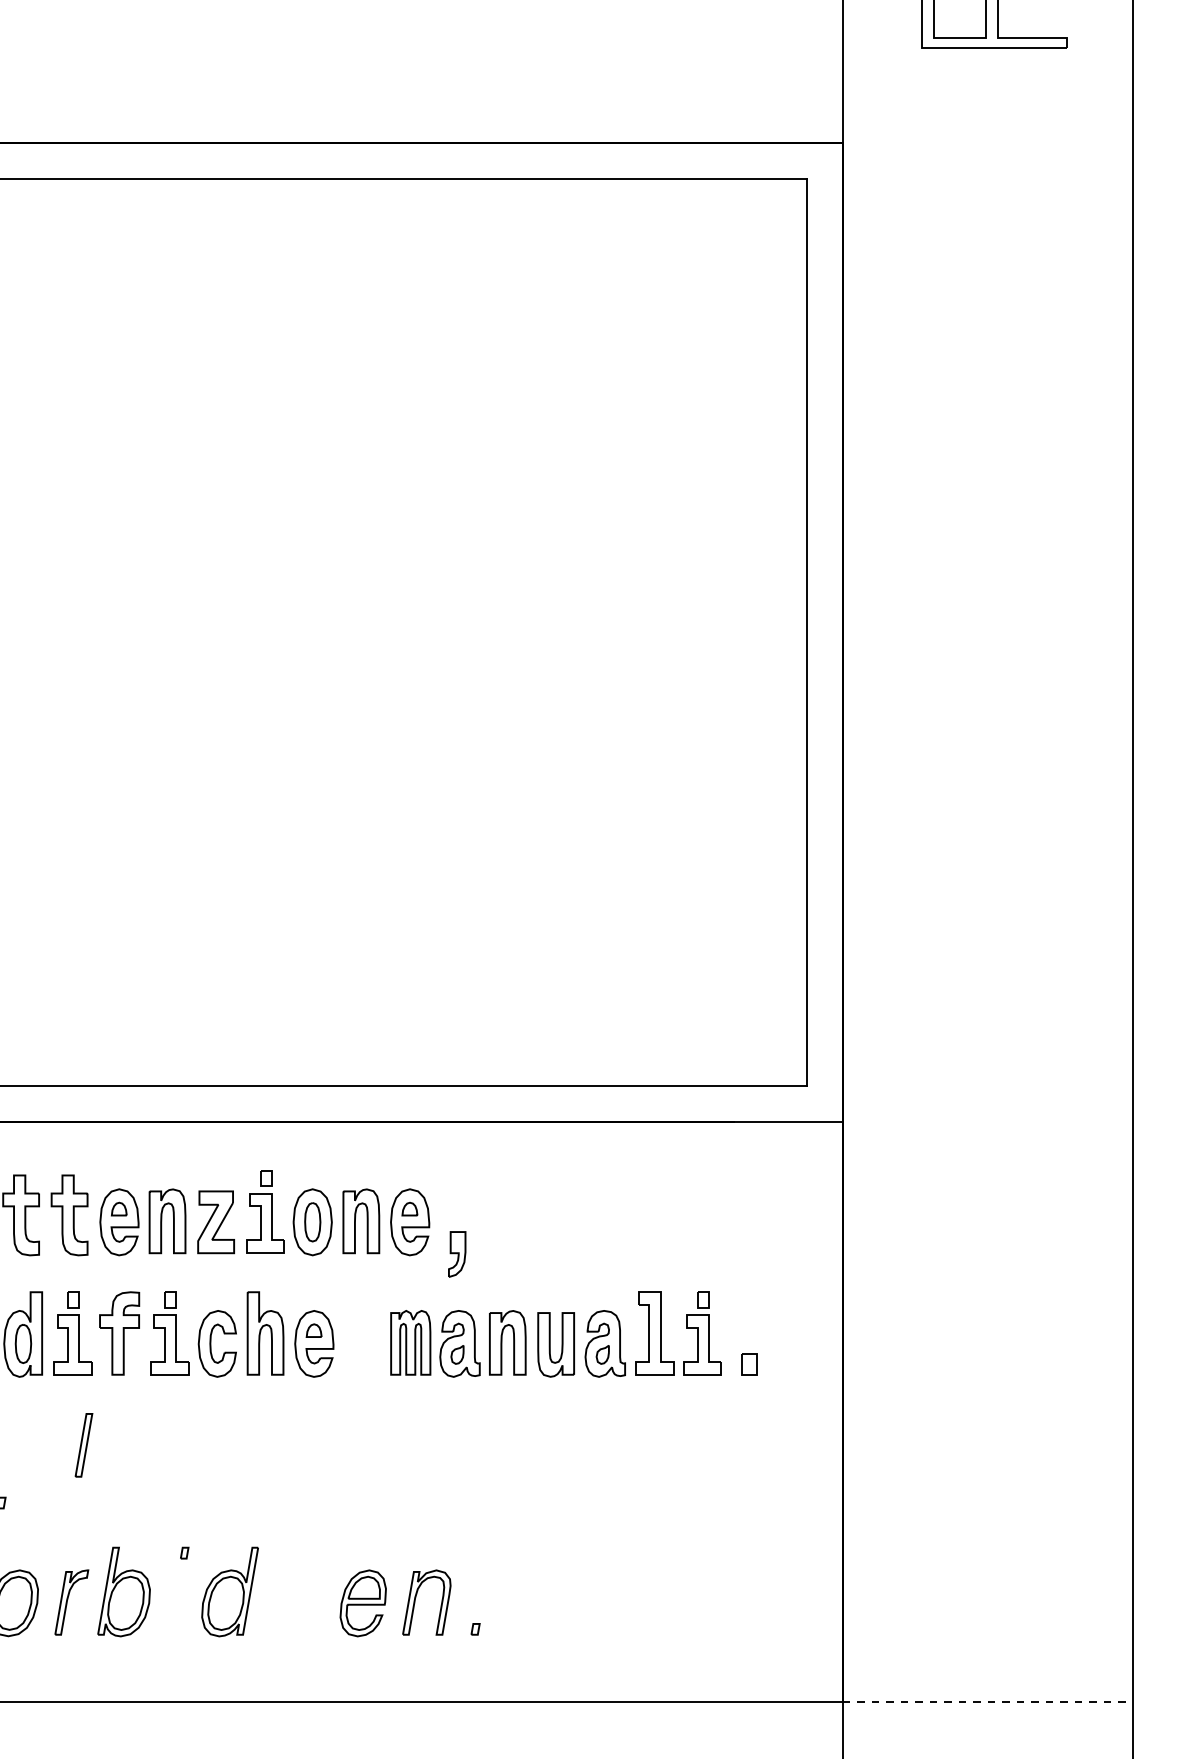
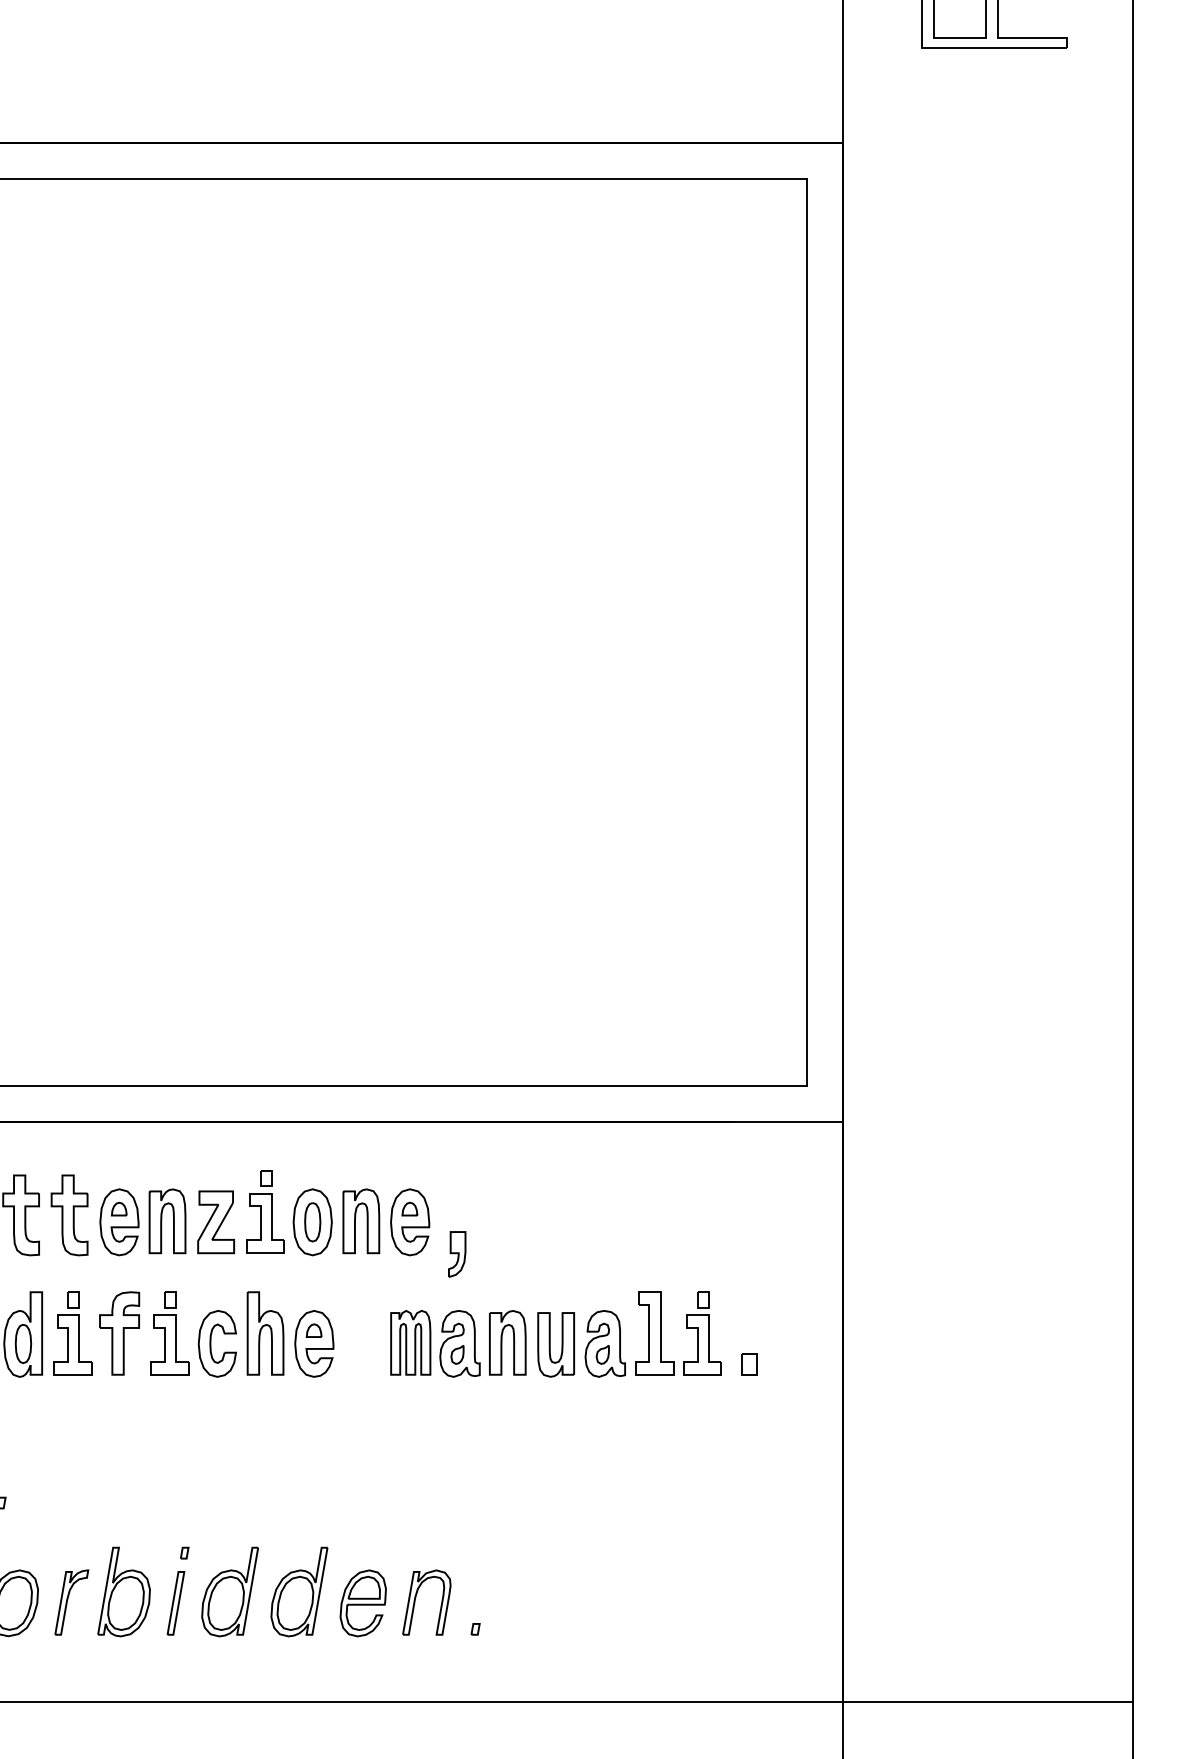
part position: (83, 1445) -> (175, 1603) (175, 1603)
part: none -> present (299, 1591)
line: dashed -> solid (988, 1702)
